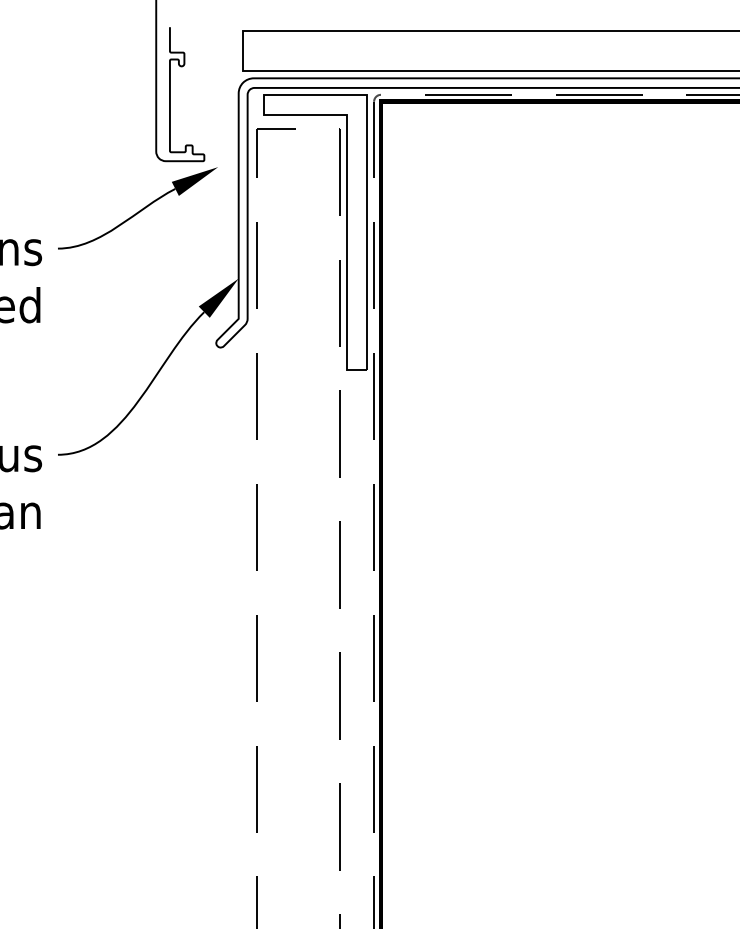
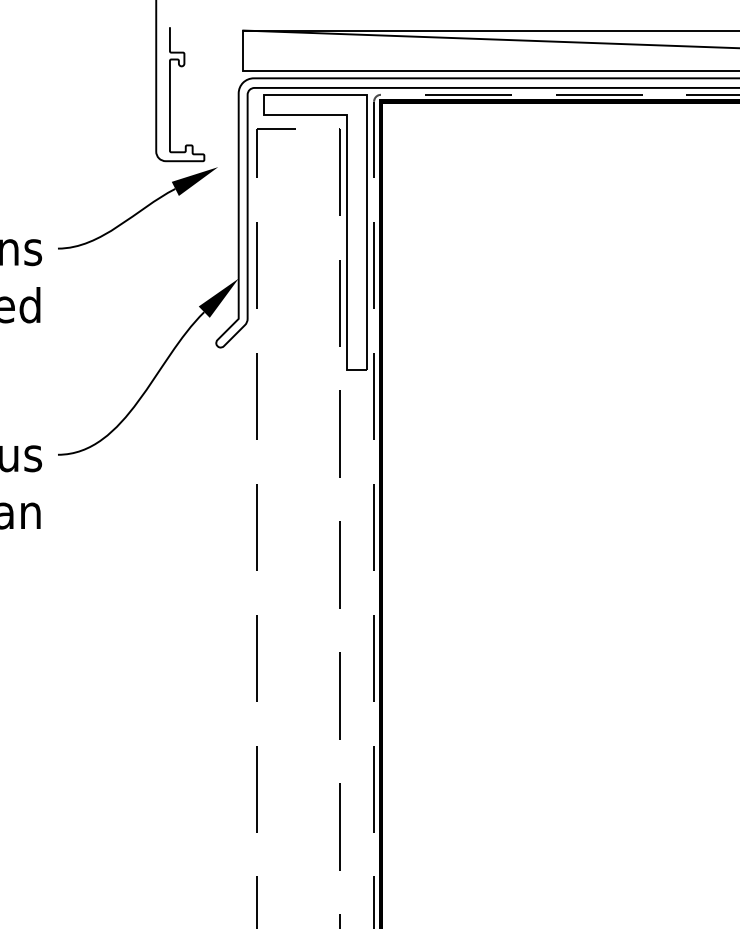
line: none -> present (489, 39)
